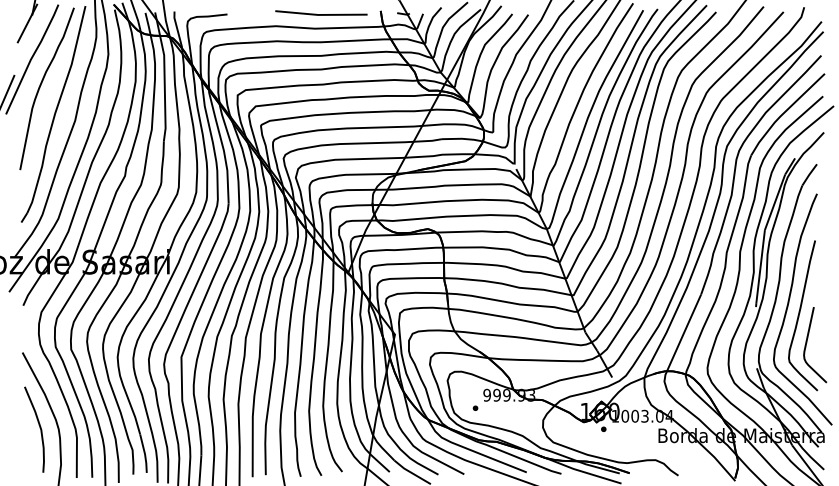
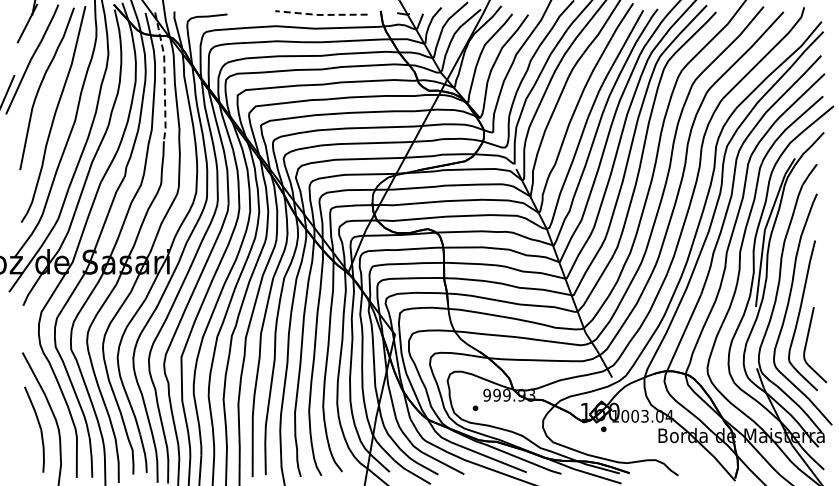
line: solid -> dashed (320, 14)
line: solid -> dashed (164, 76)
